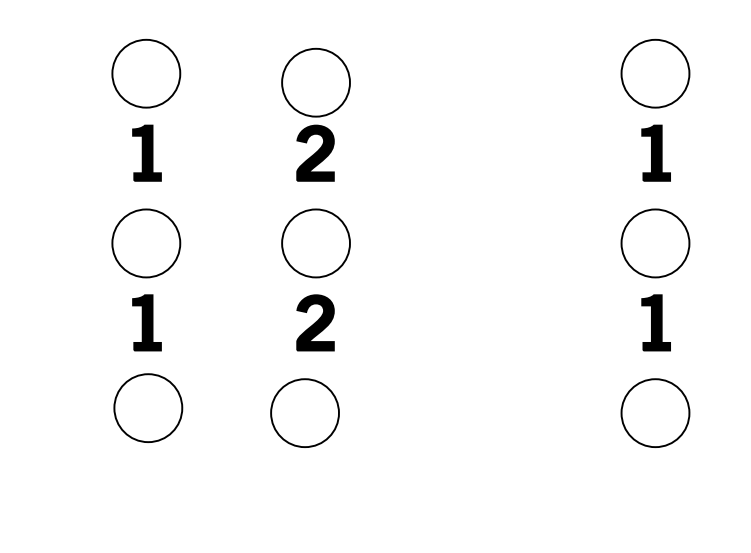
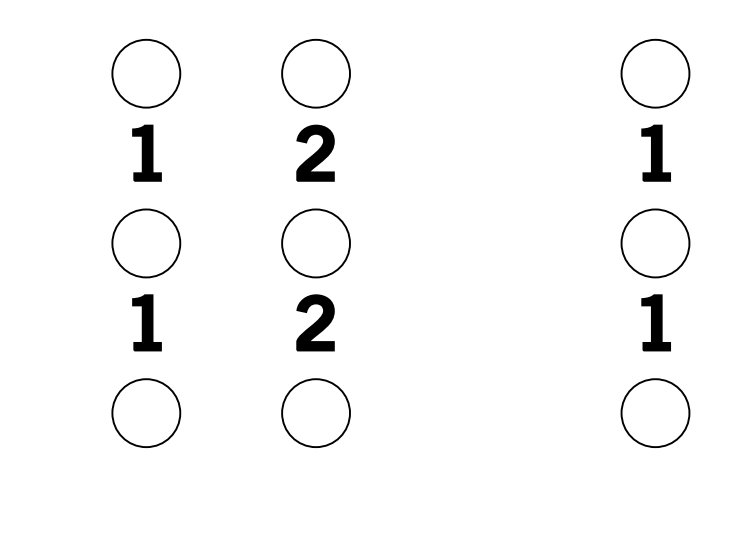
part position: (315, 82) -> (315, 73) (315, 73)
part position: (148, 407) -> (146, 412) (146, 412)
part position: (304, 412) -> (315, 412) (315, 412)
